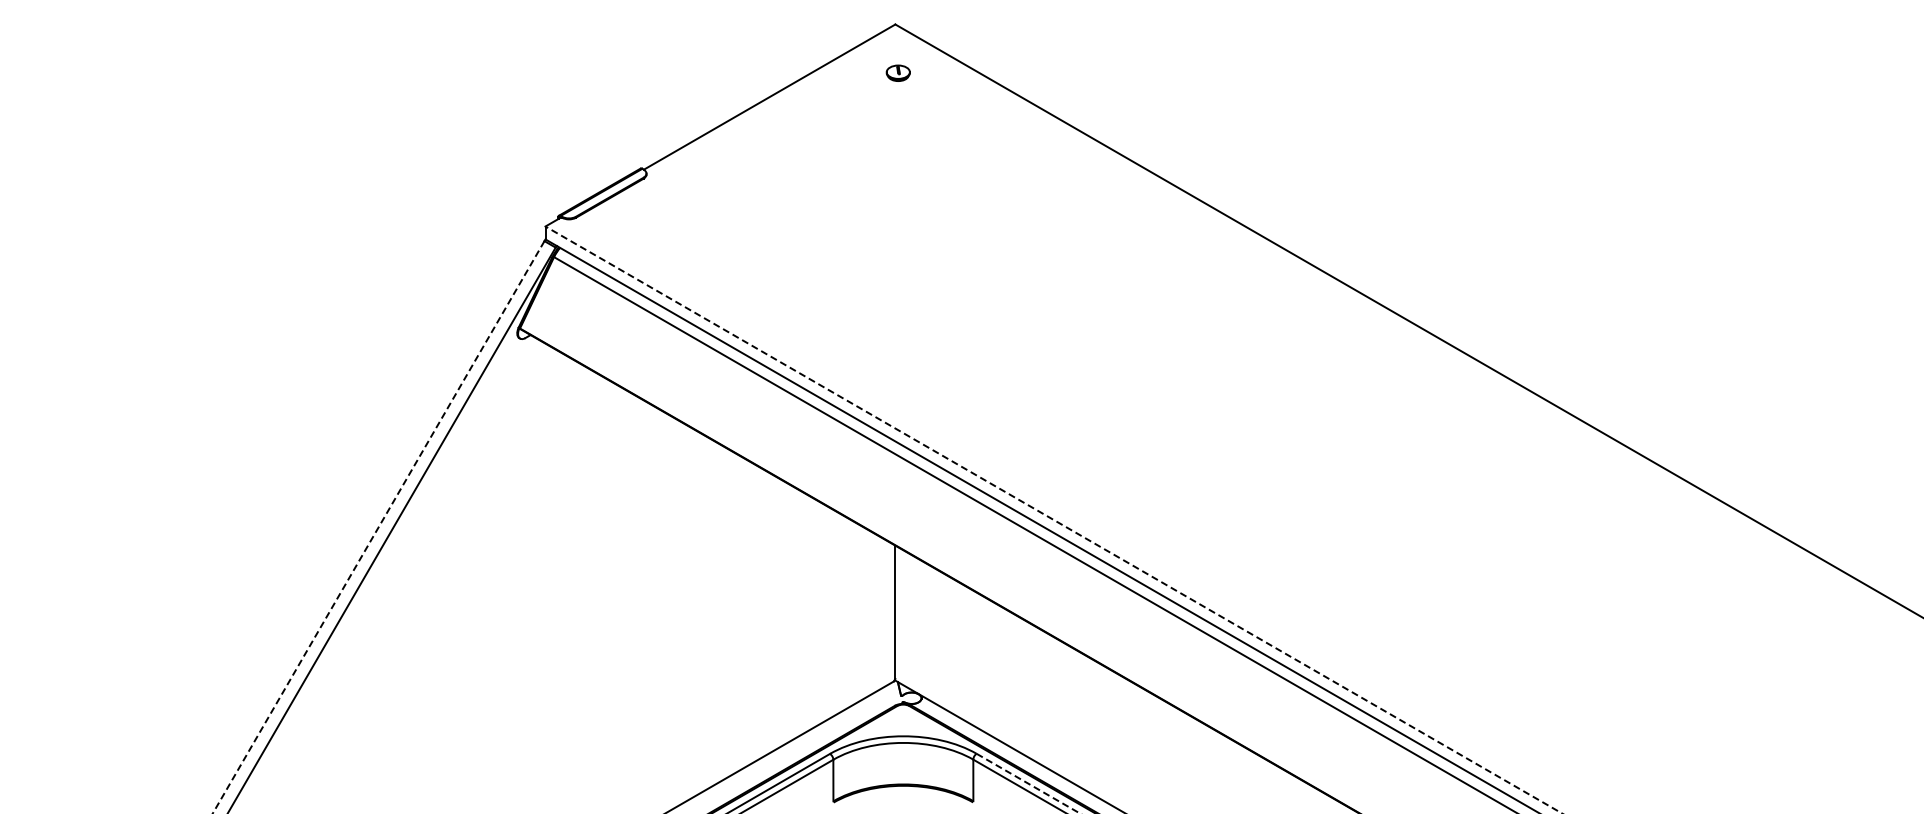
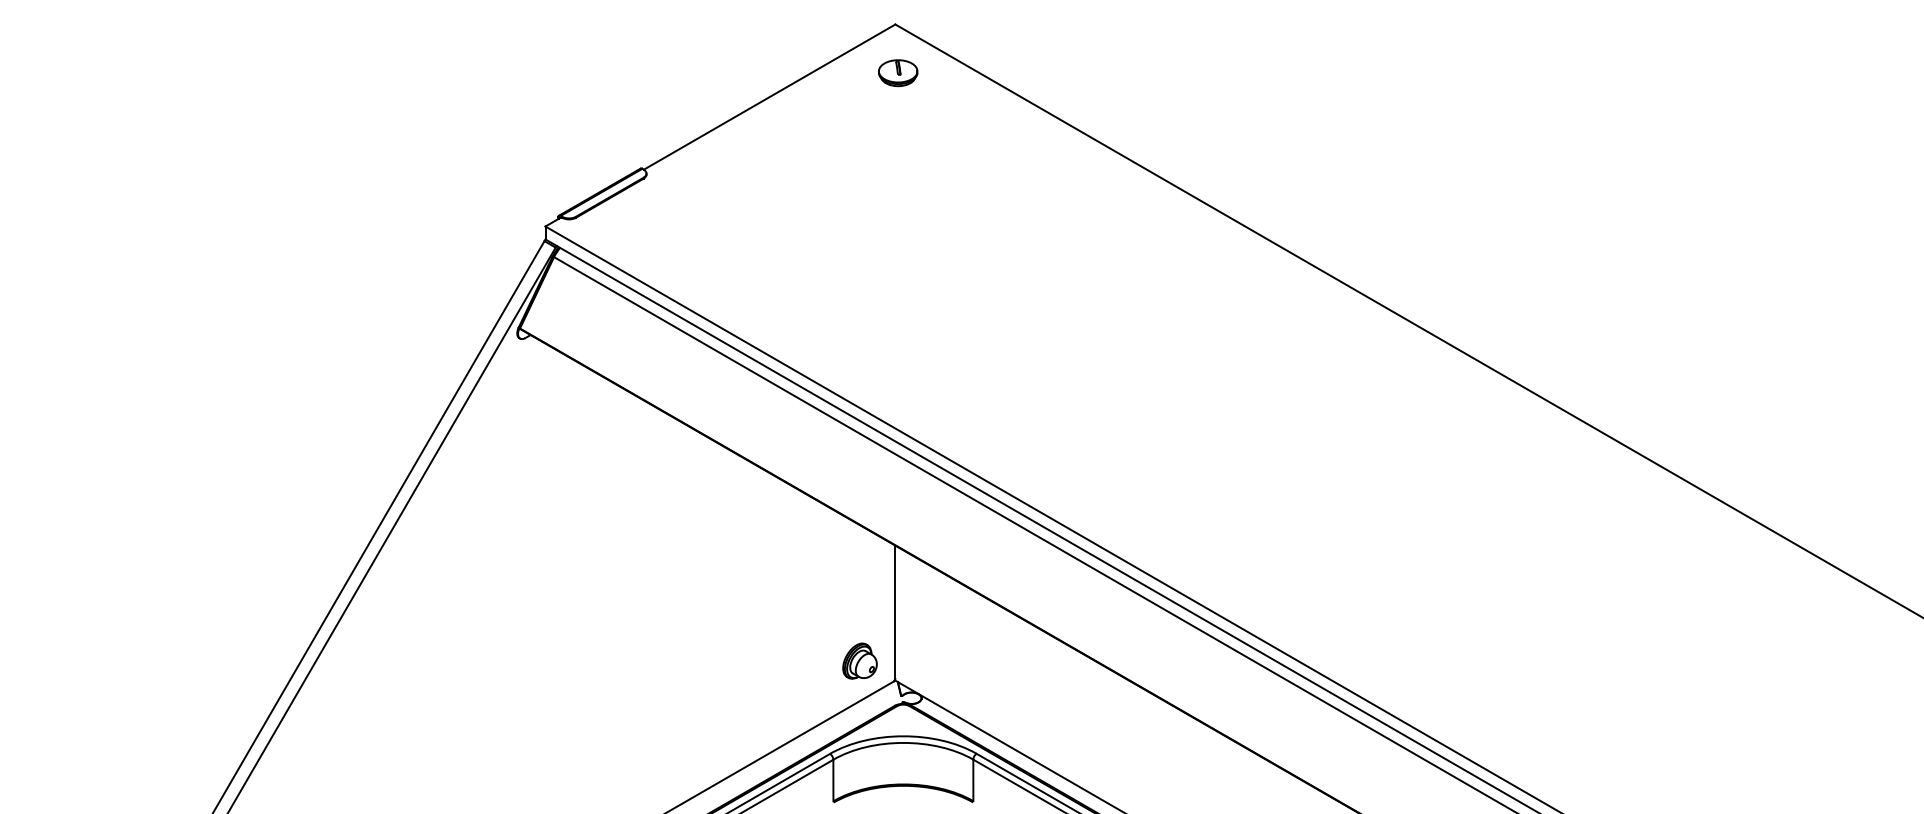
part size: 26x18 px -> 41x29 px (898, 73)
line: dashed -> solid (1053, 519)
line: dashed -> solid (378, 527)
part: none -> present (859, 660)
line: dashed -> solid (1028, 783)
